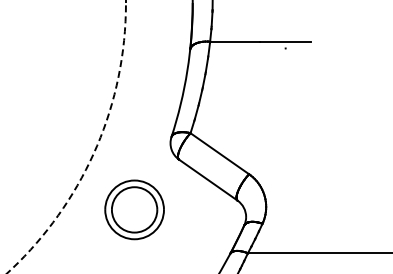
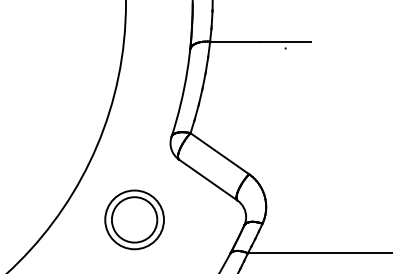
arc: dashed -> solid (95, 149)
part position: (134, 209) -> (134, 219) (134, 219)
